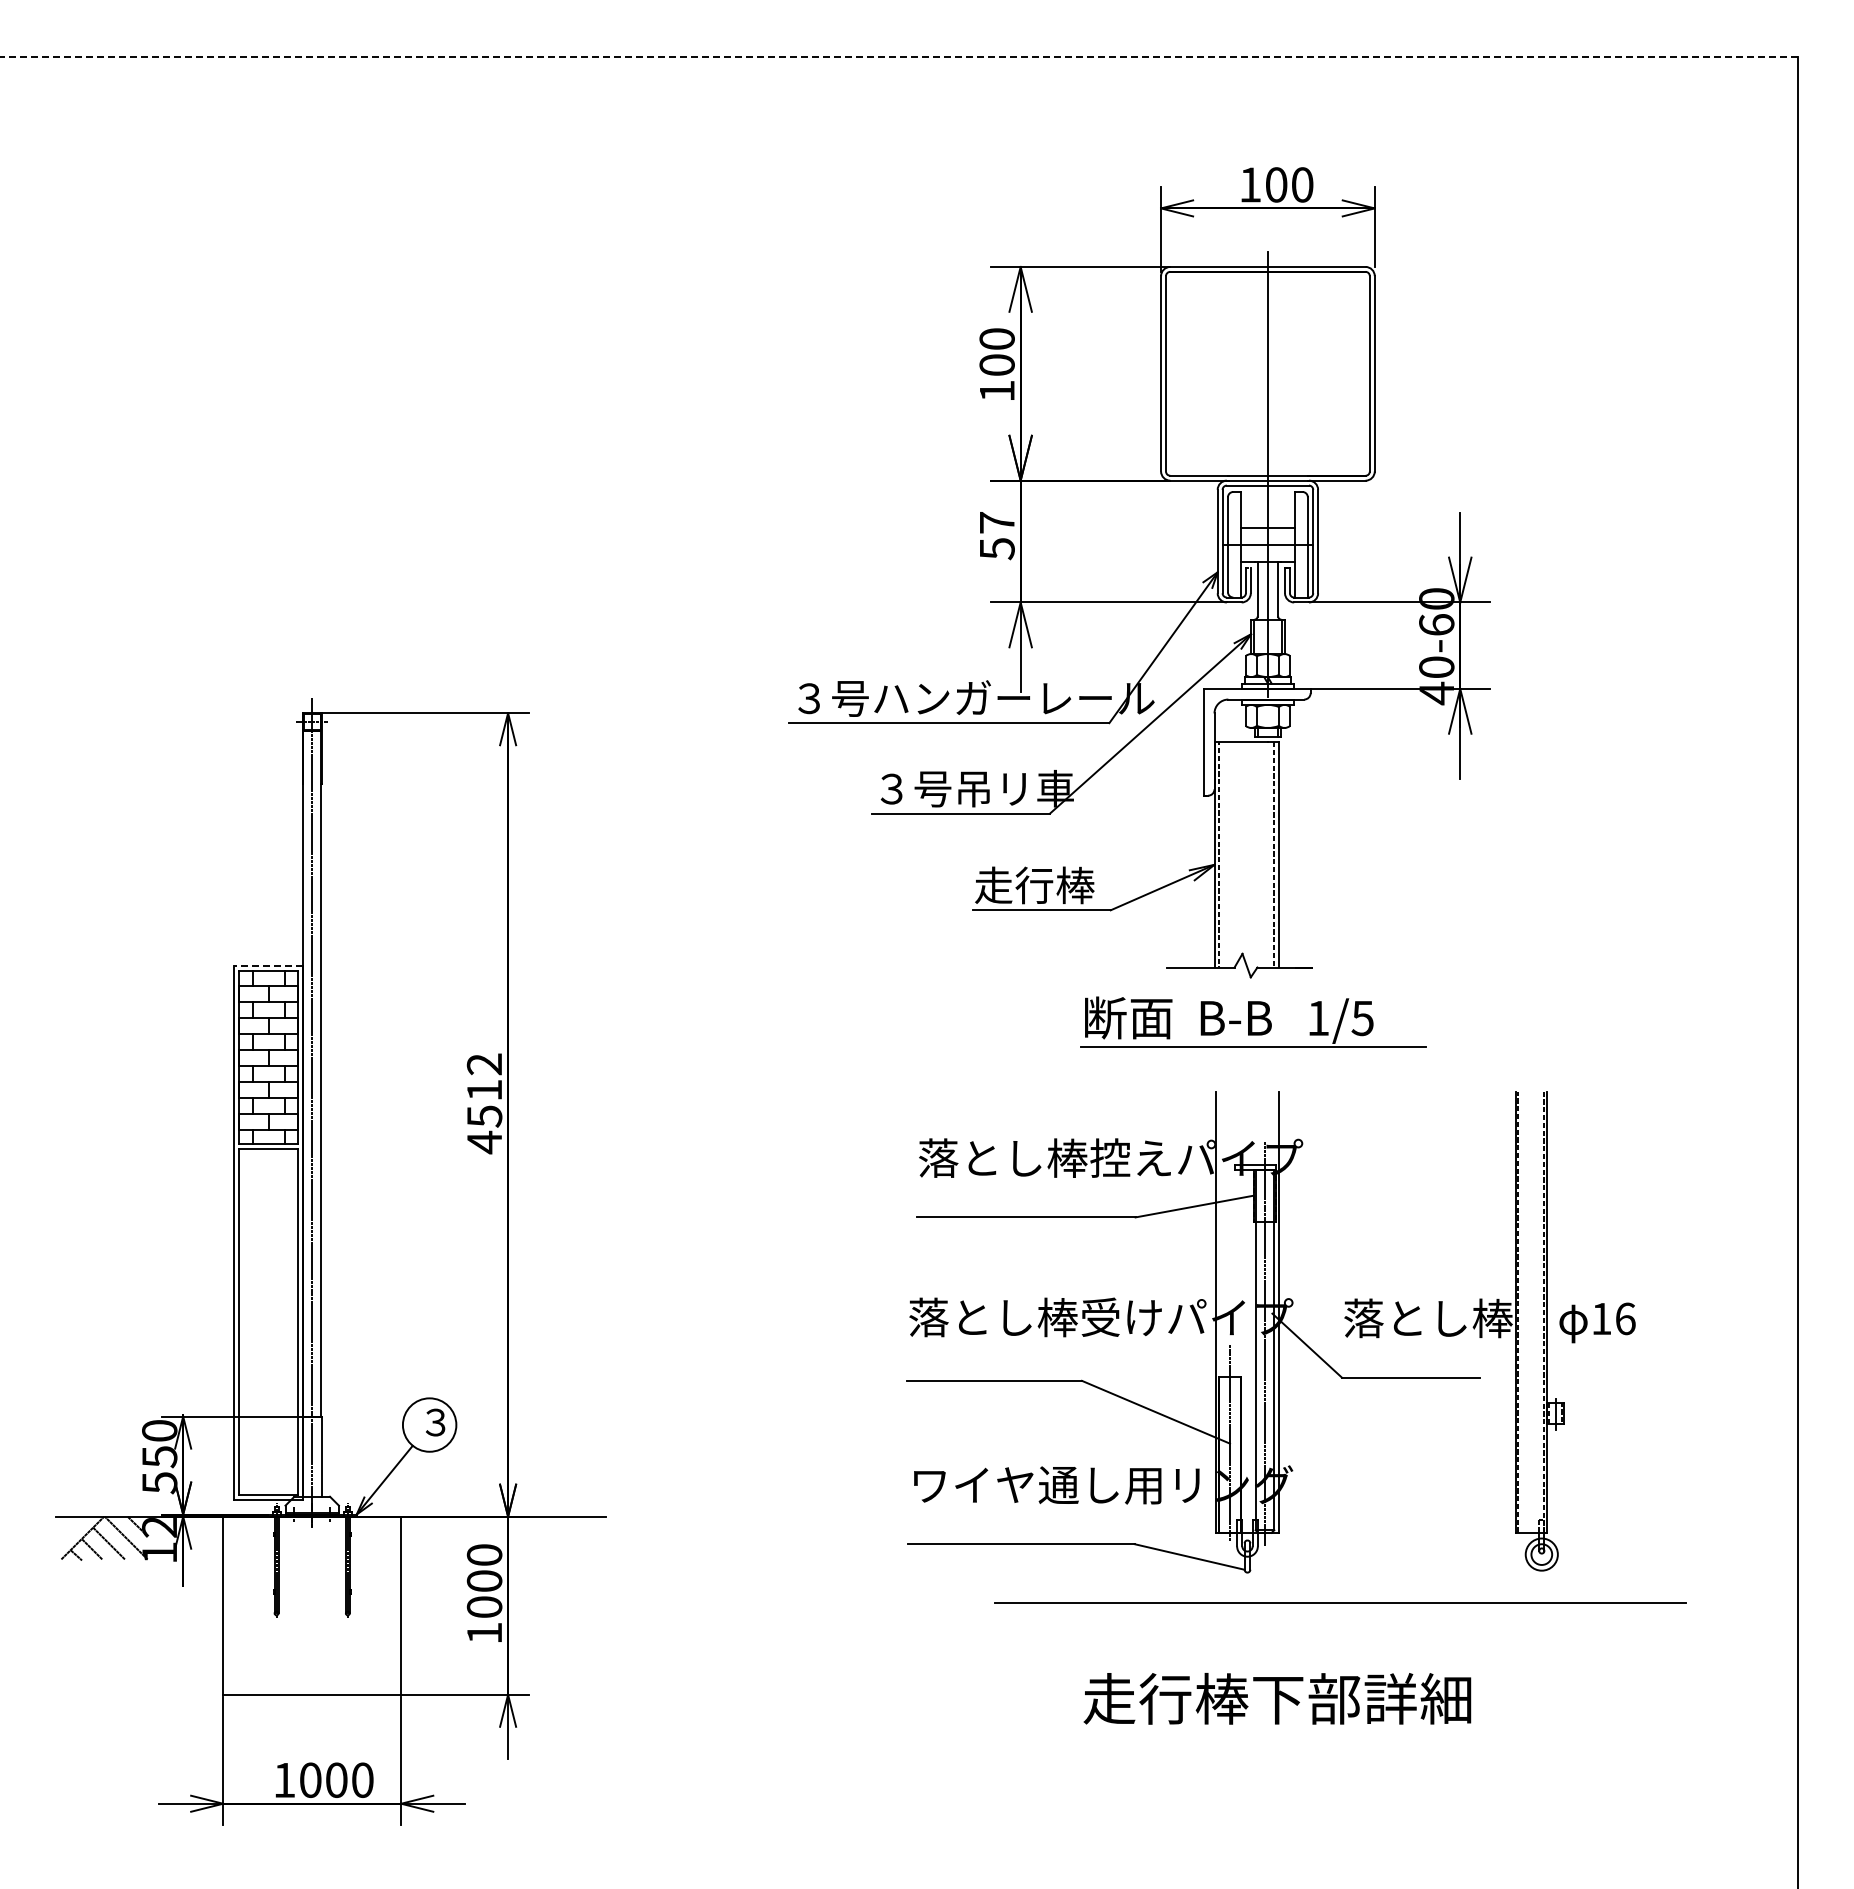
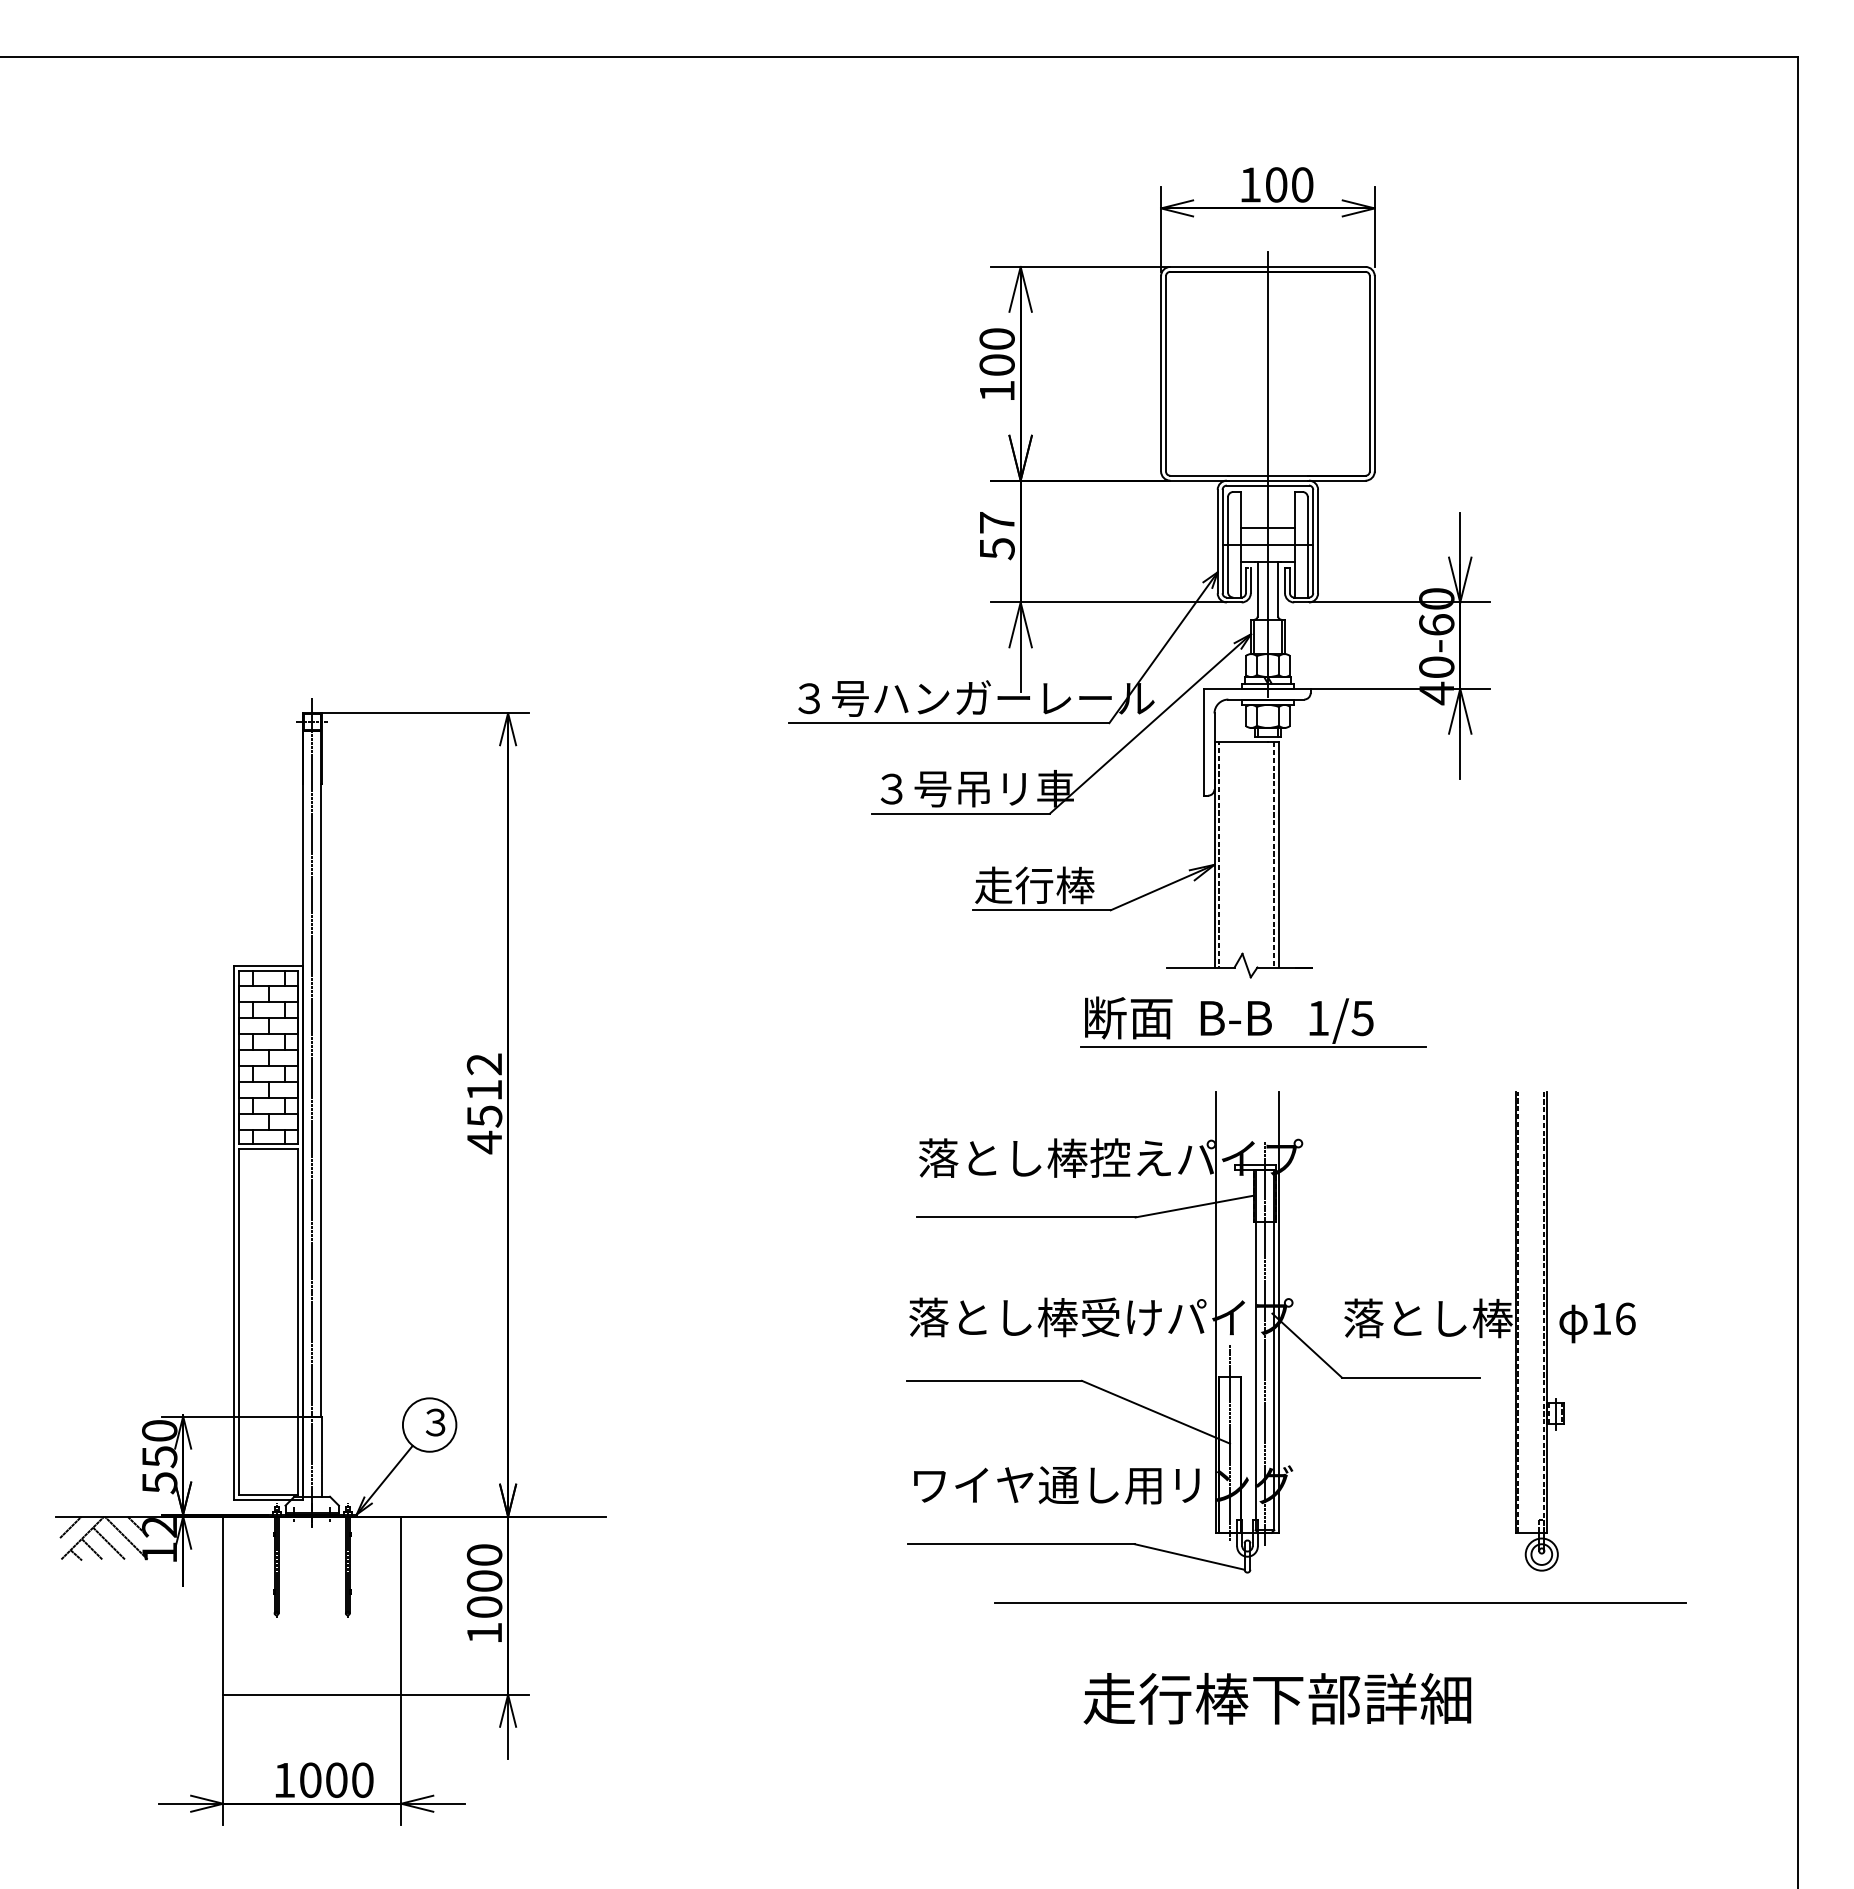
line: dashed -> solid (899, 56)
line: dashed -> solid (268, 966)
line: none -> present (70, 1527)
